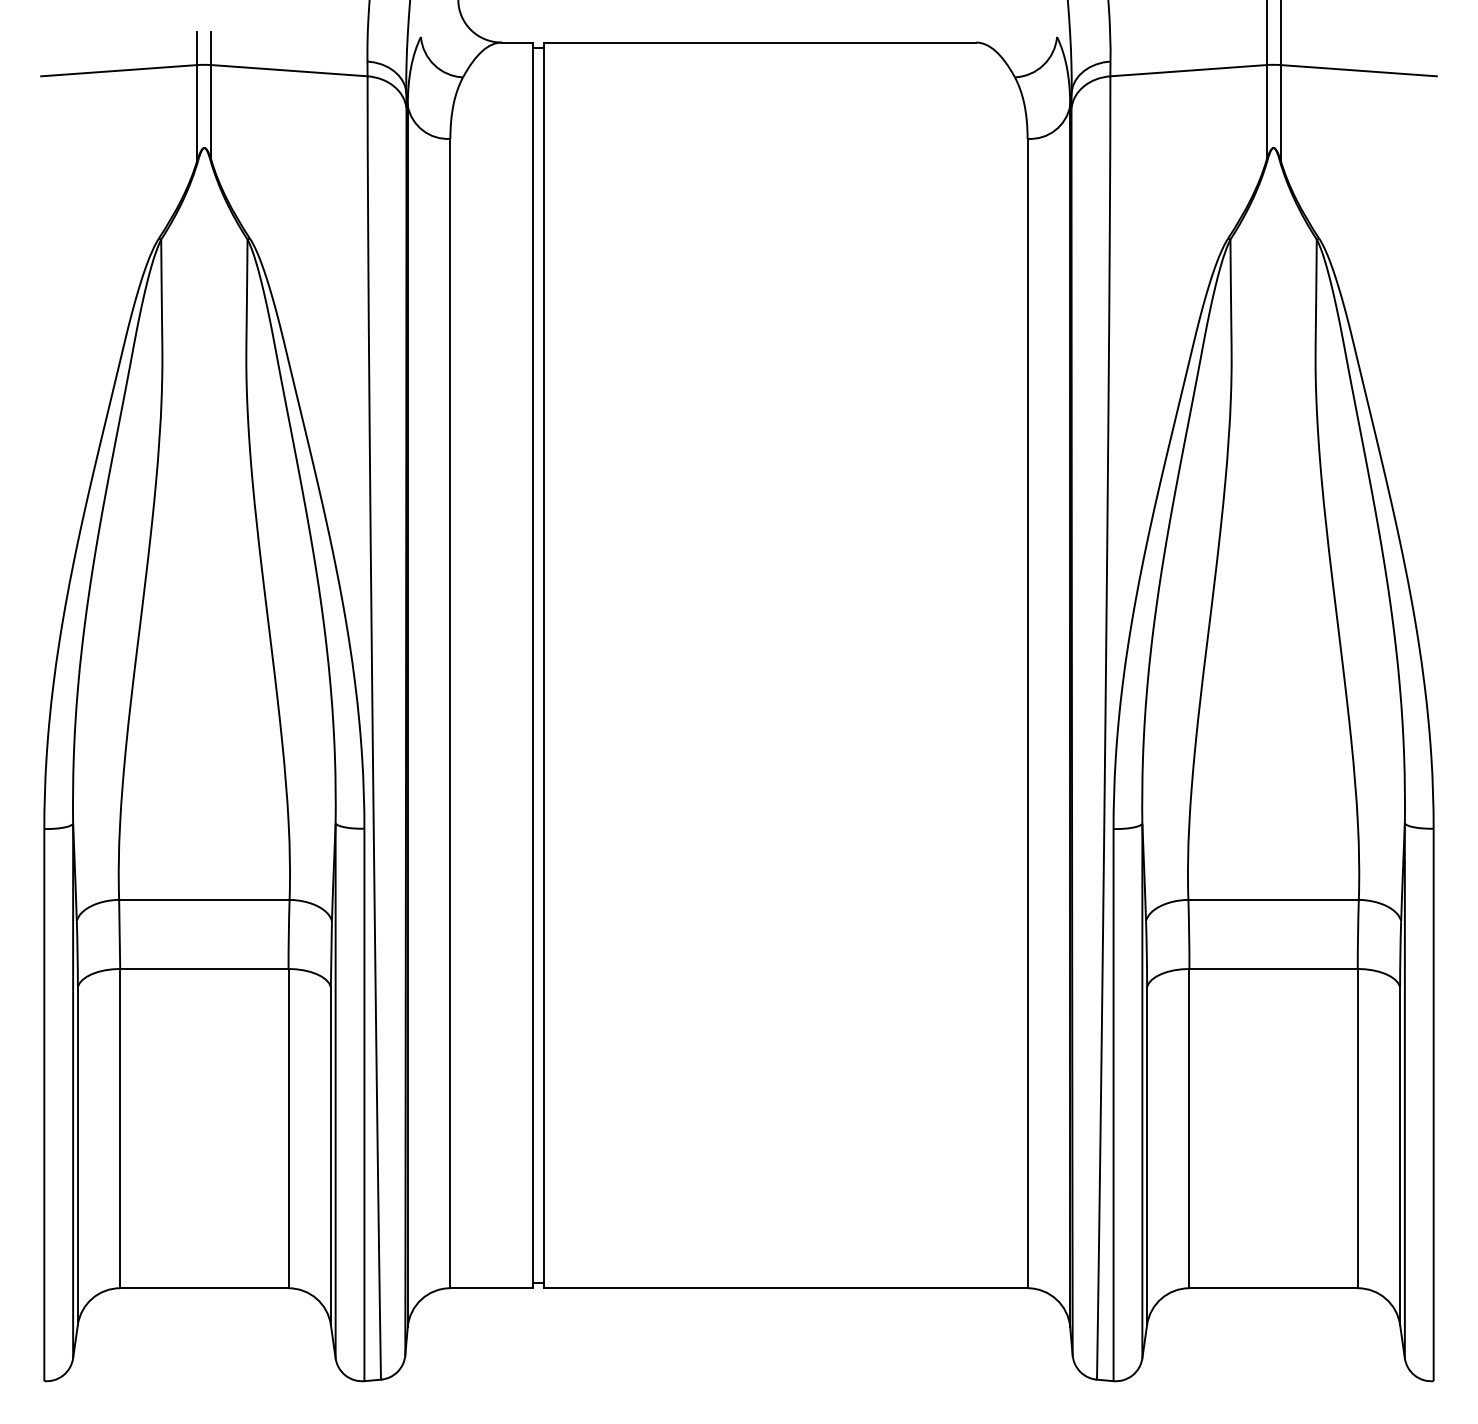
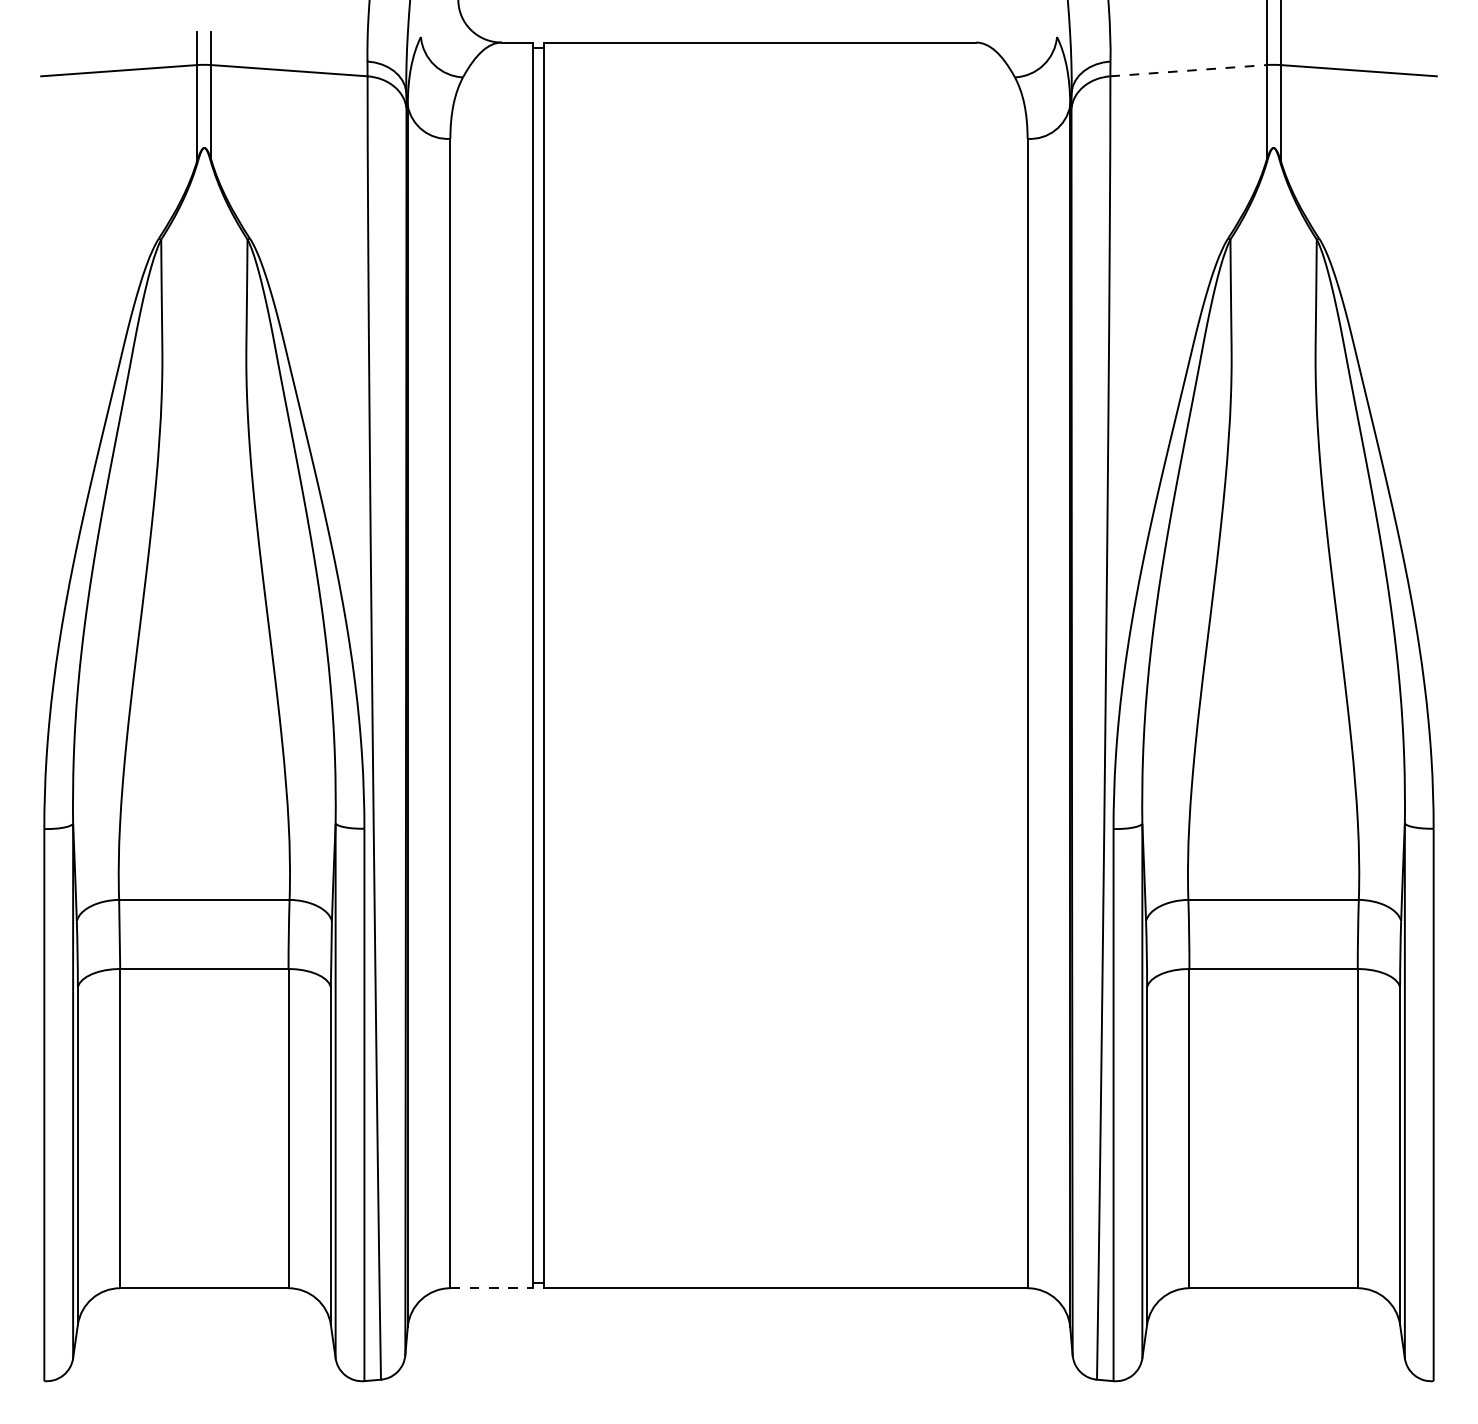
line: solid -> dashed (1189, 70)
line: solid -> dashed (492, 1288)
